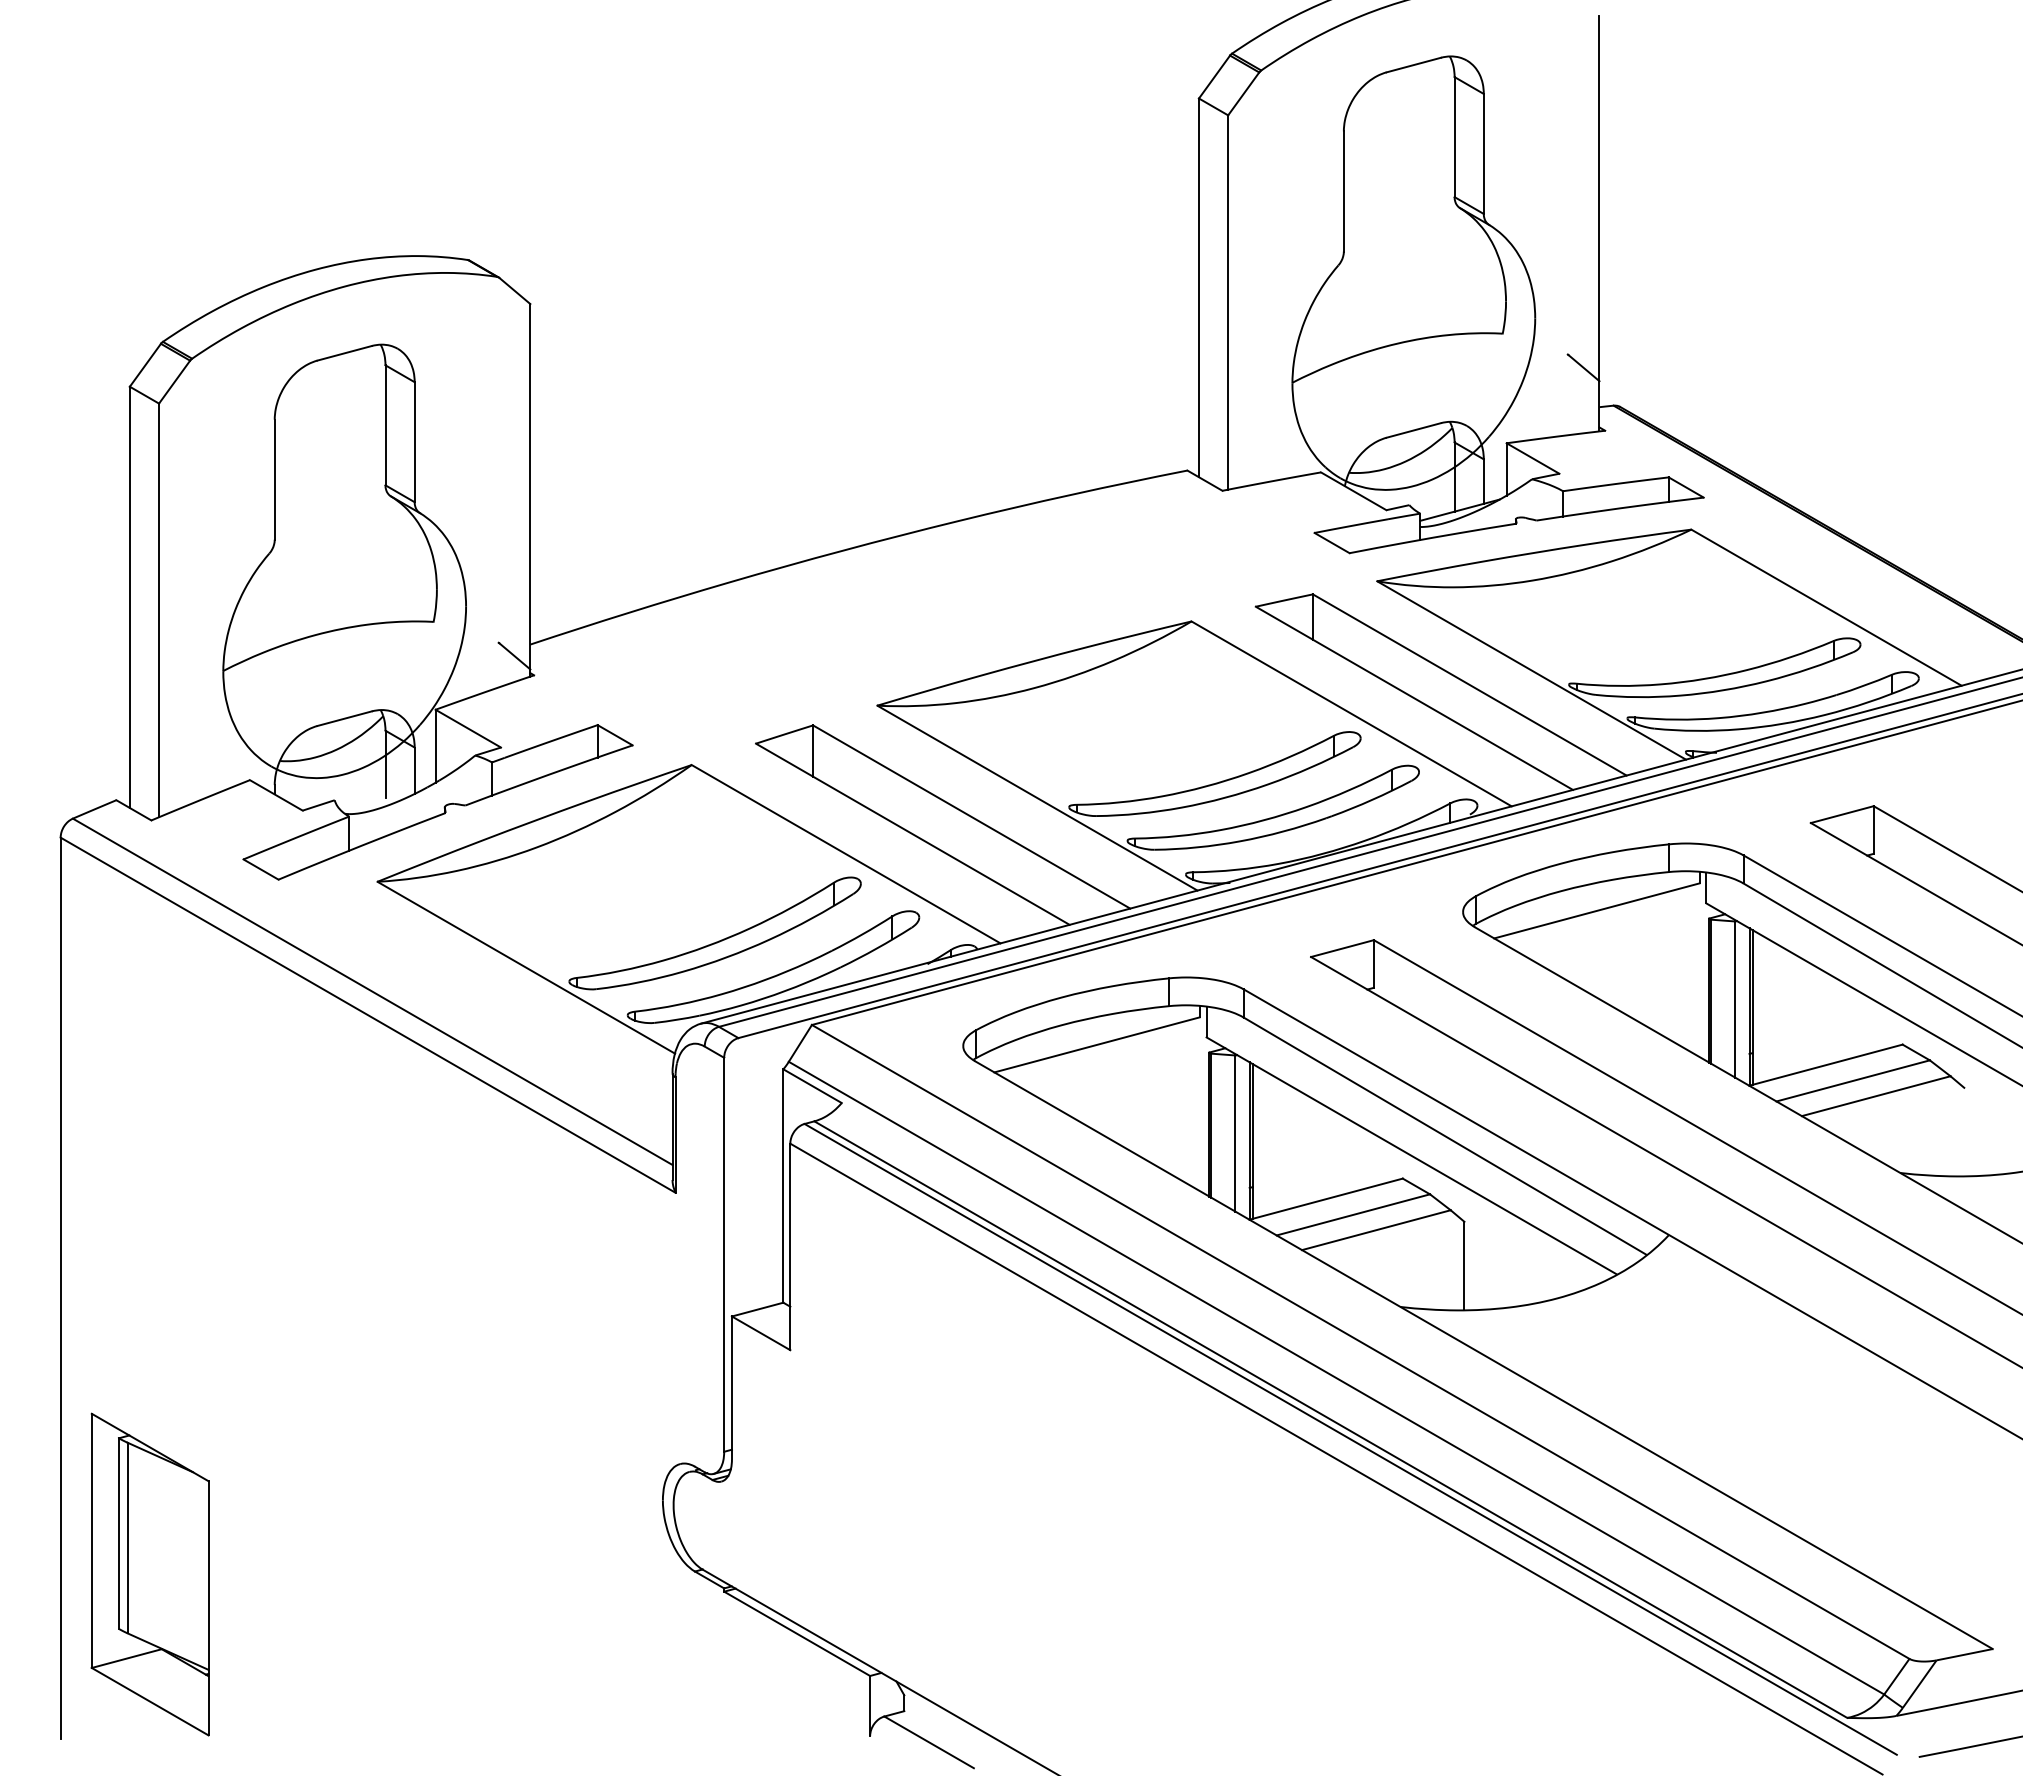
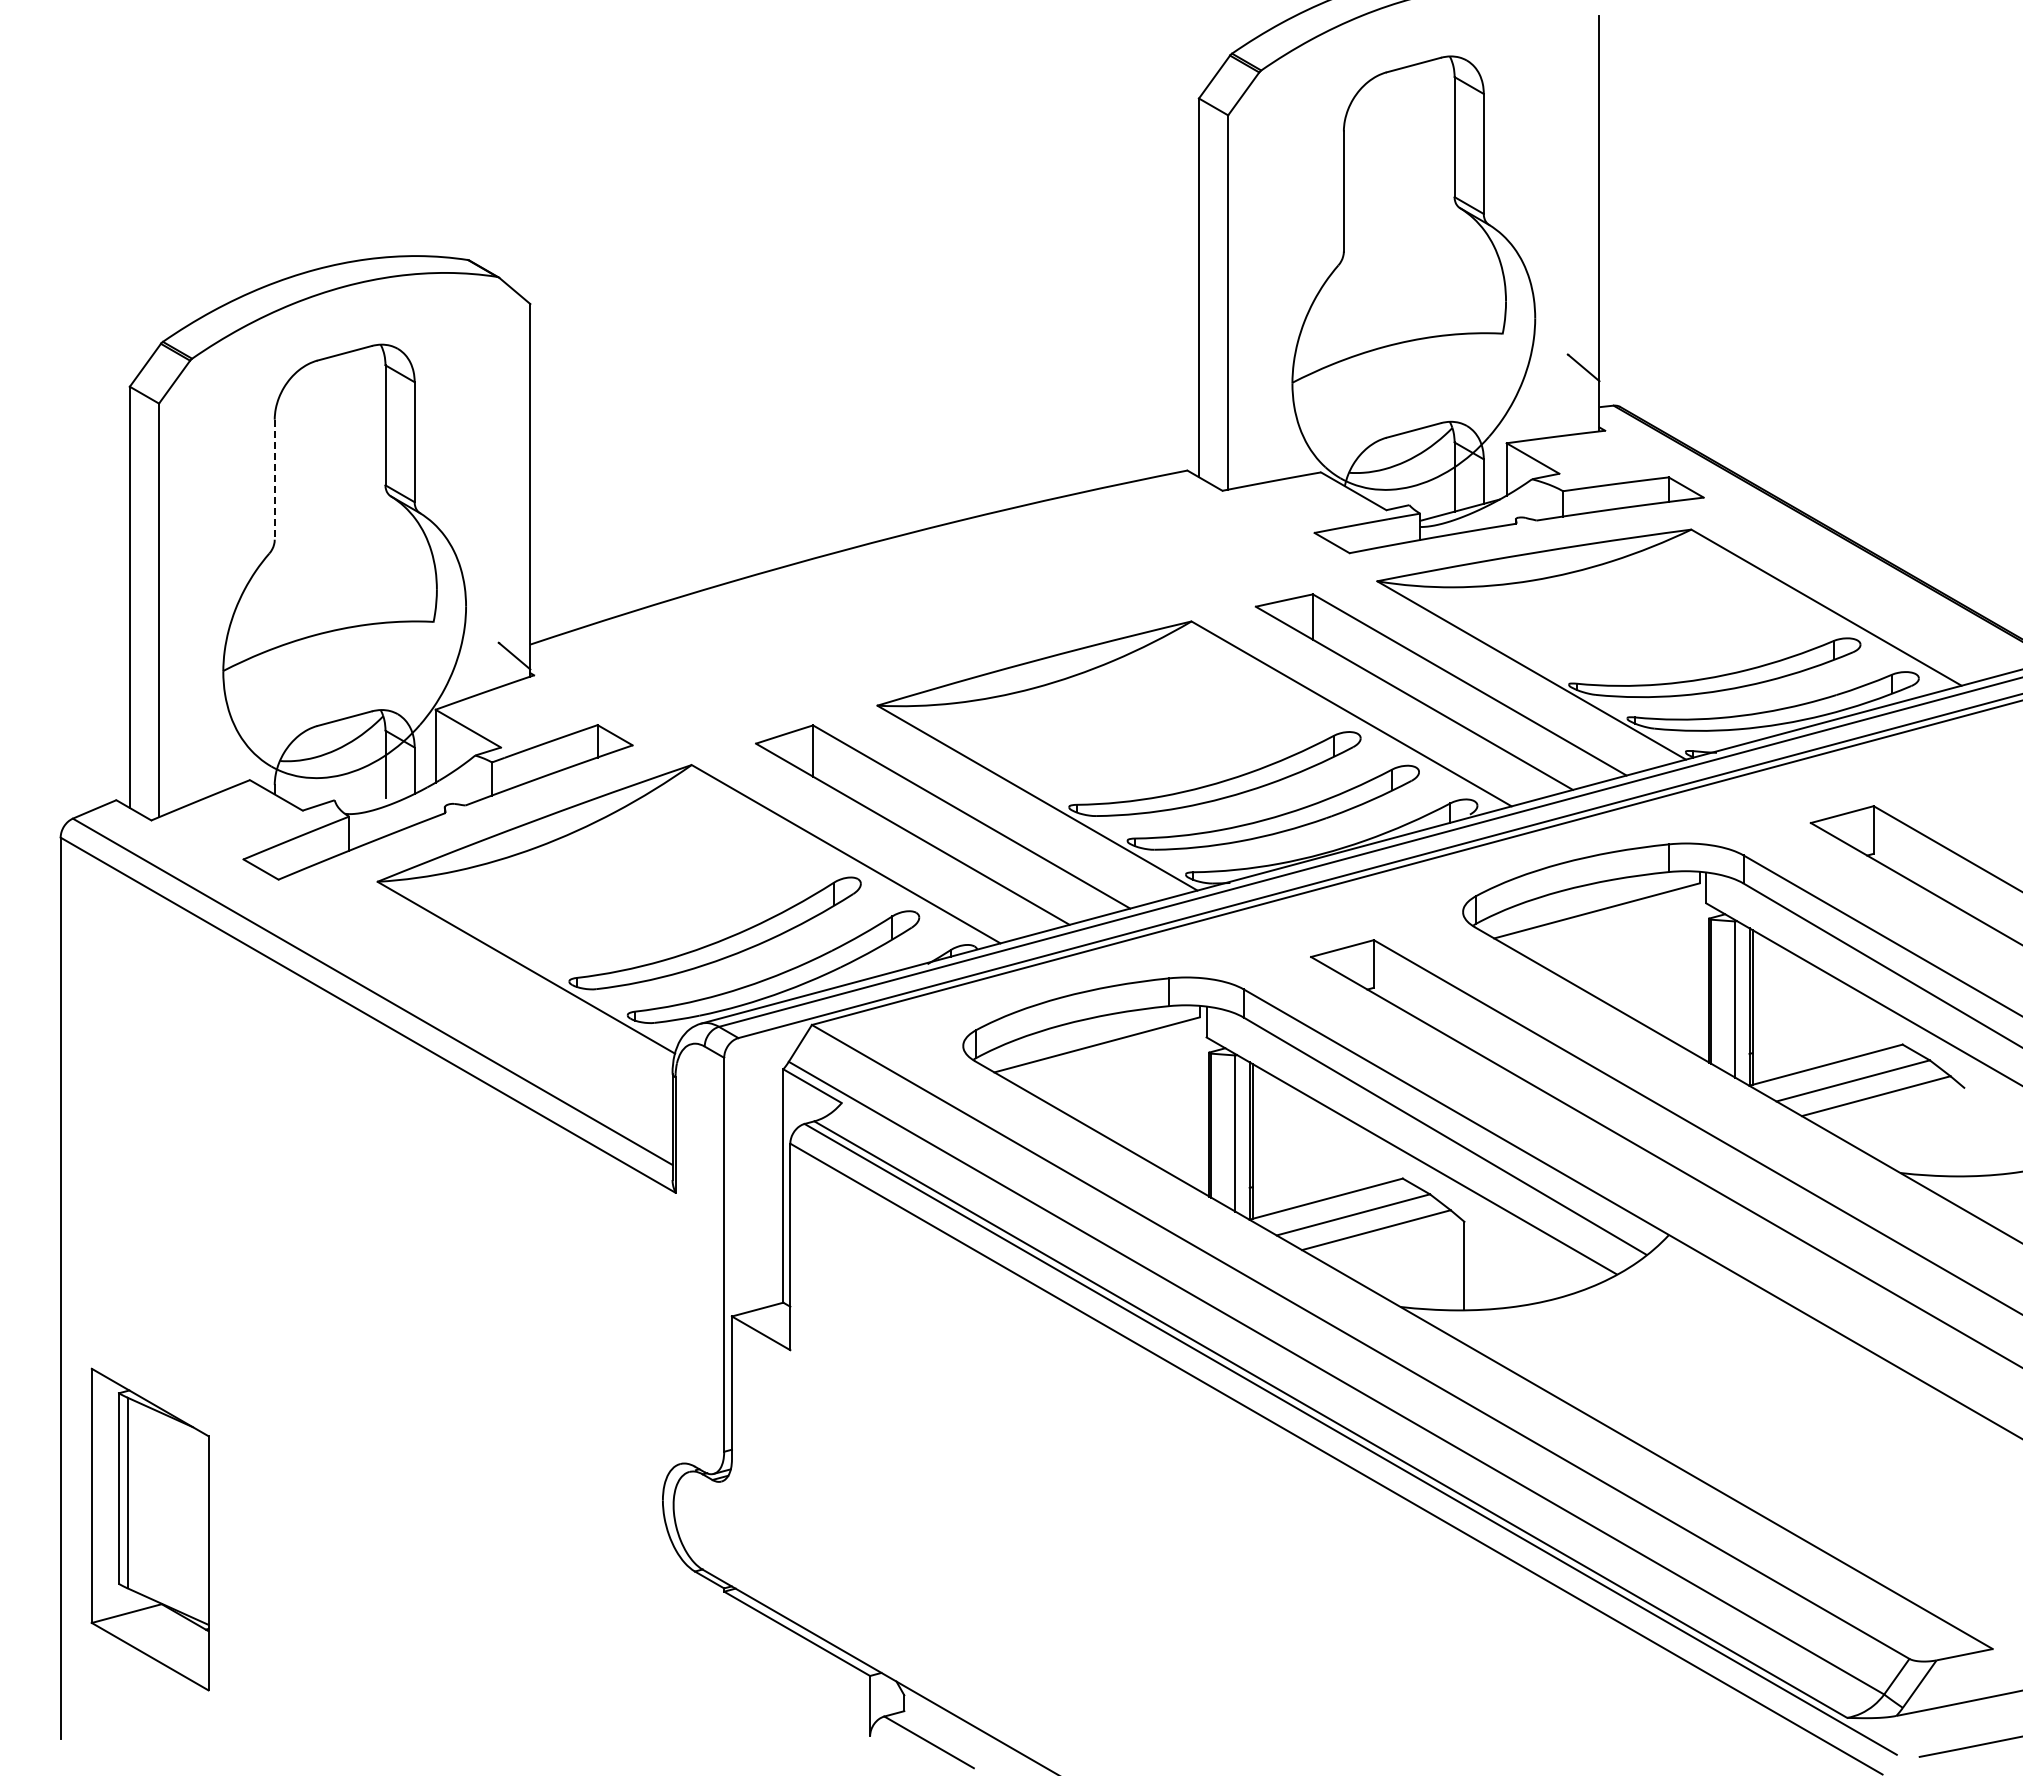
line: solid -> dashed (274, 480)
part position: (149, 1574) -> (149, 1529) (149, 1529)
